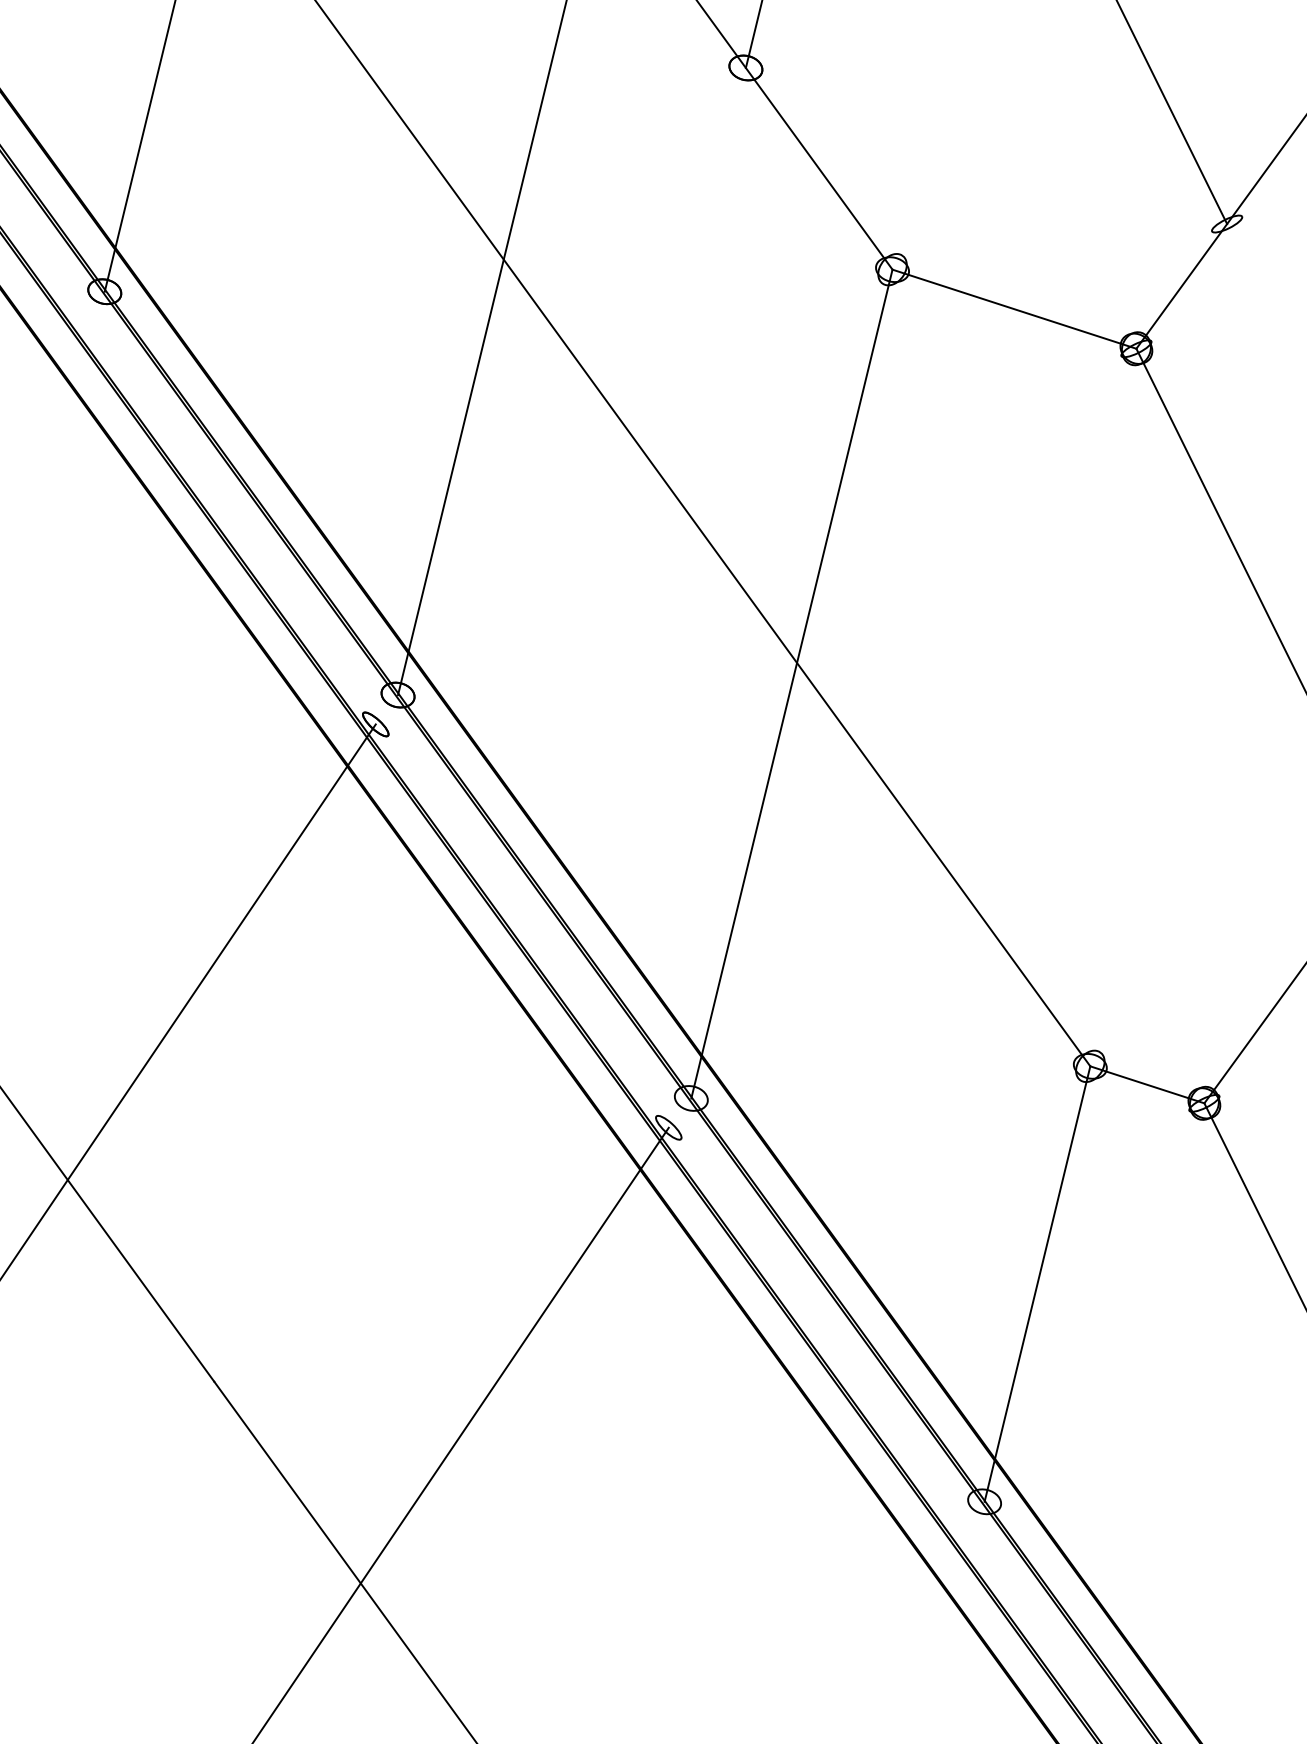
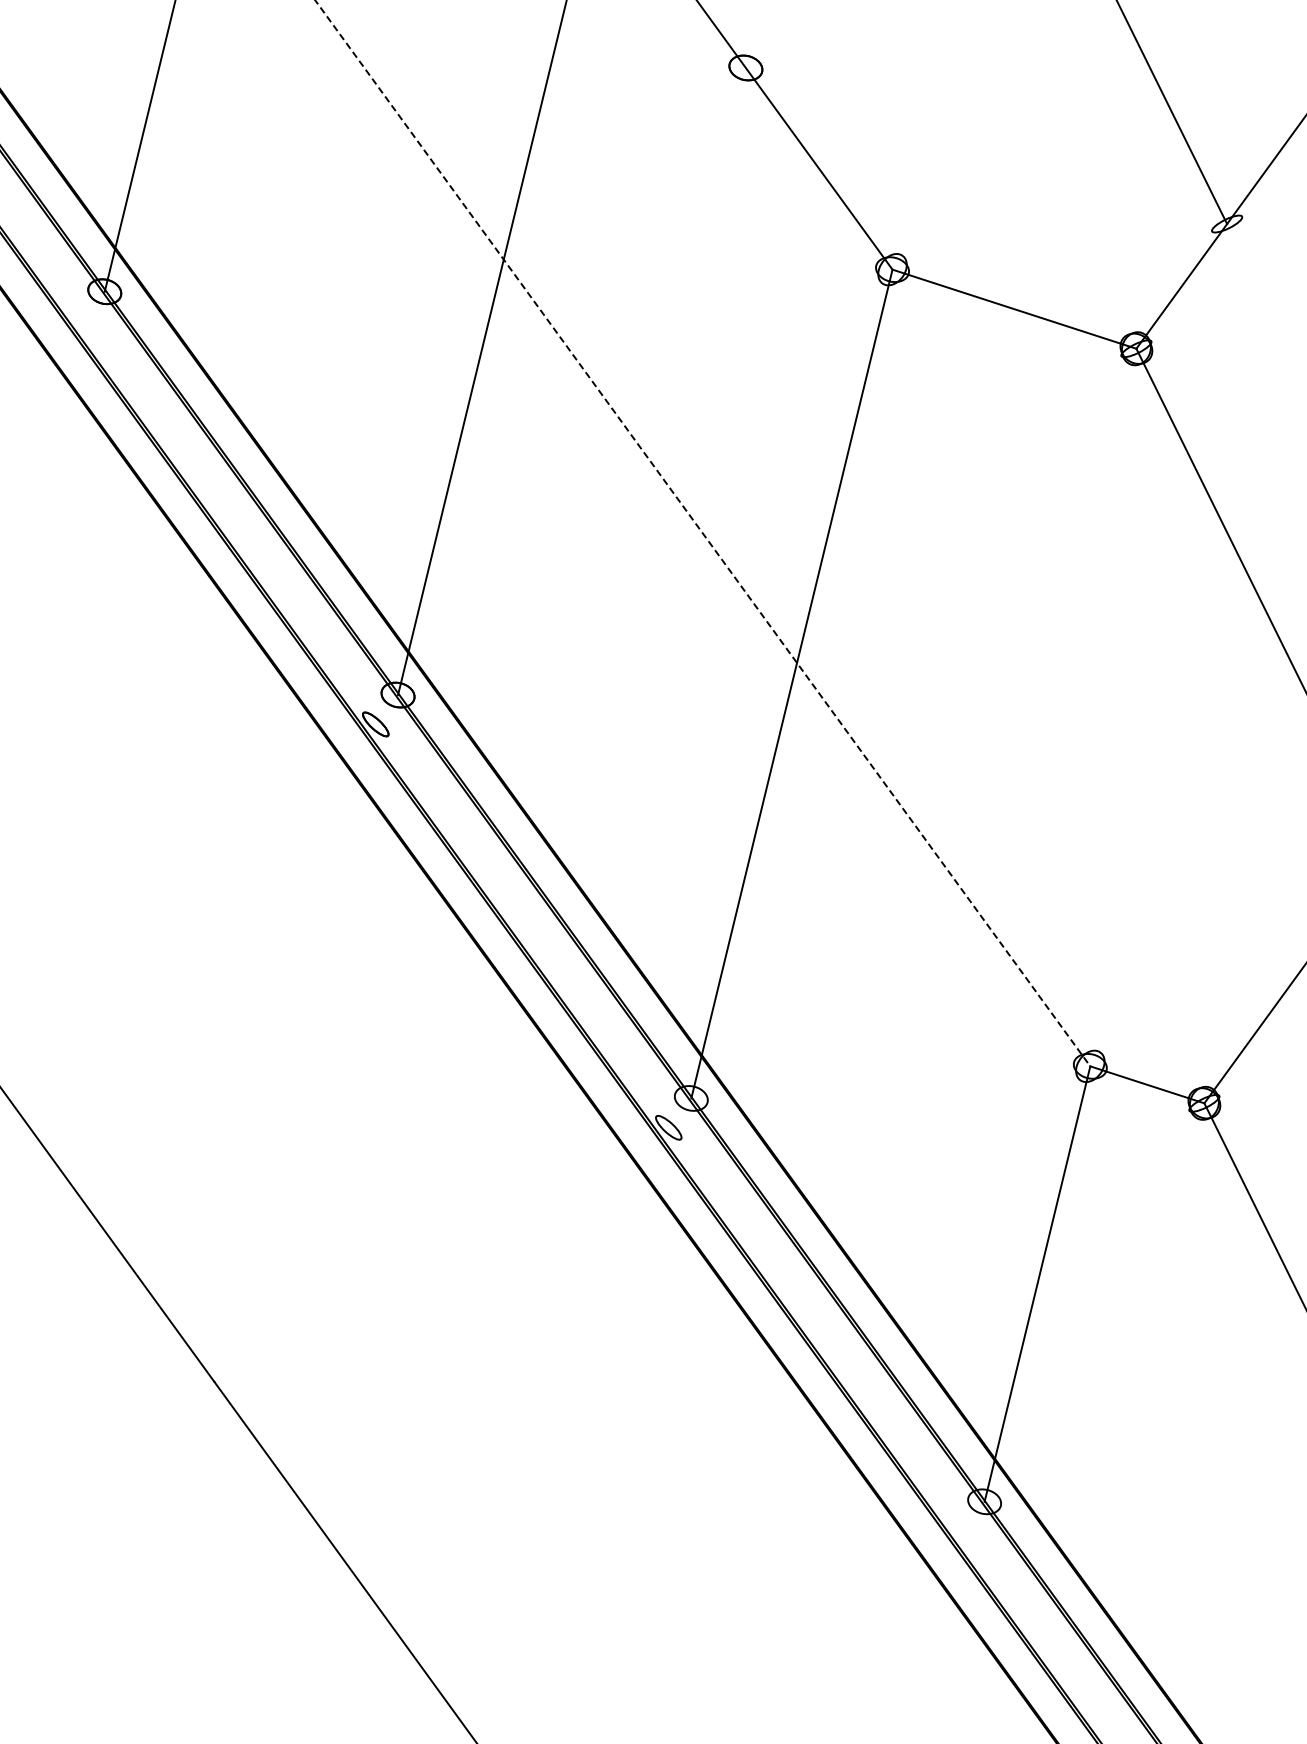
line: present -> none (753, 35)
line: solid -> dashed (703, 533)
line: present -> none (188, 1000)
line: present -> none (461, 1433)
